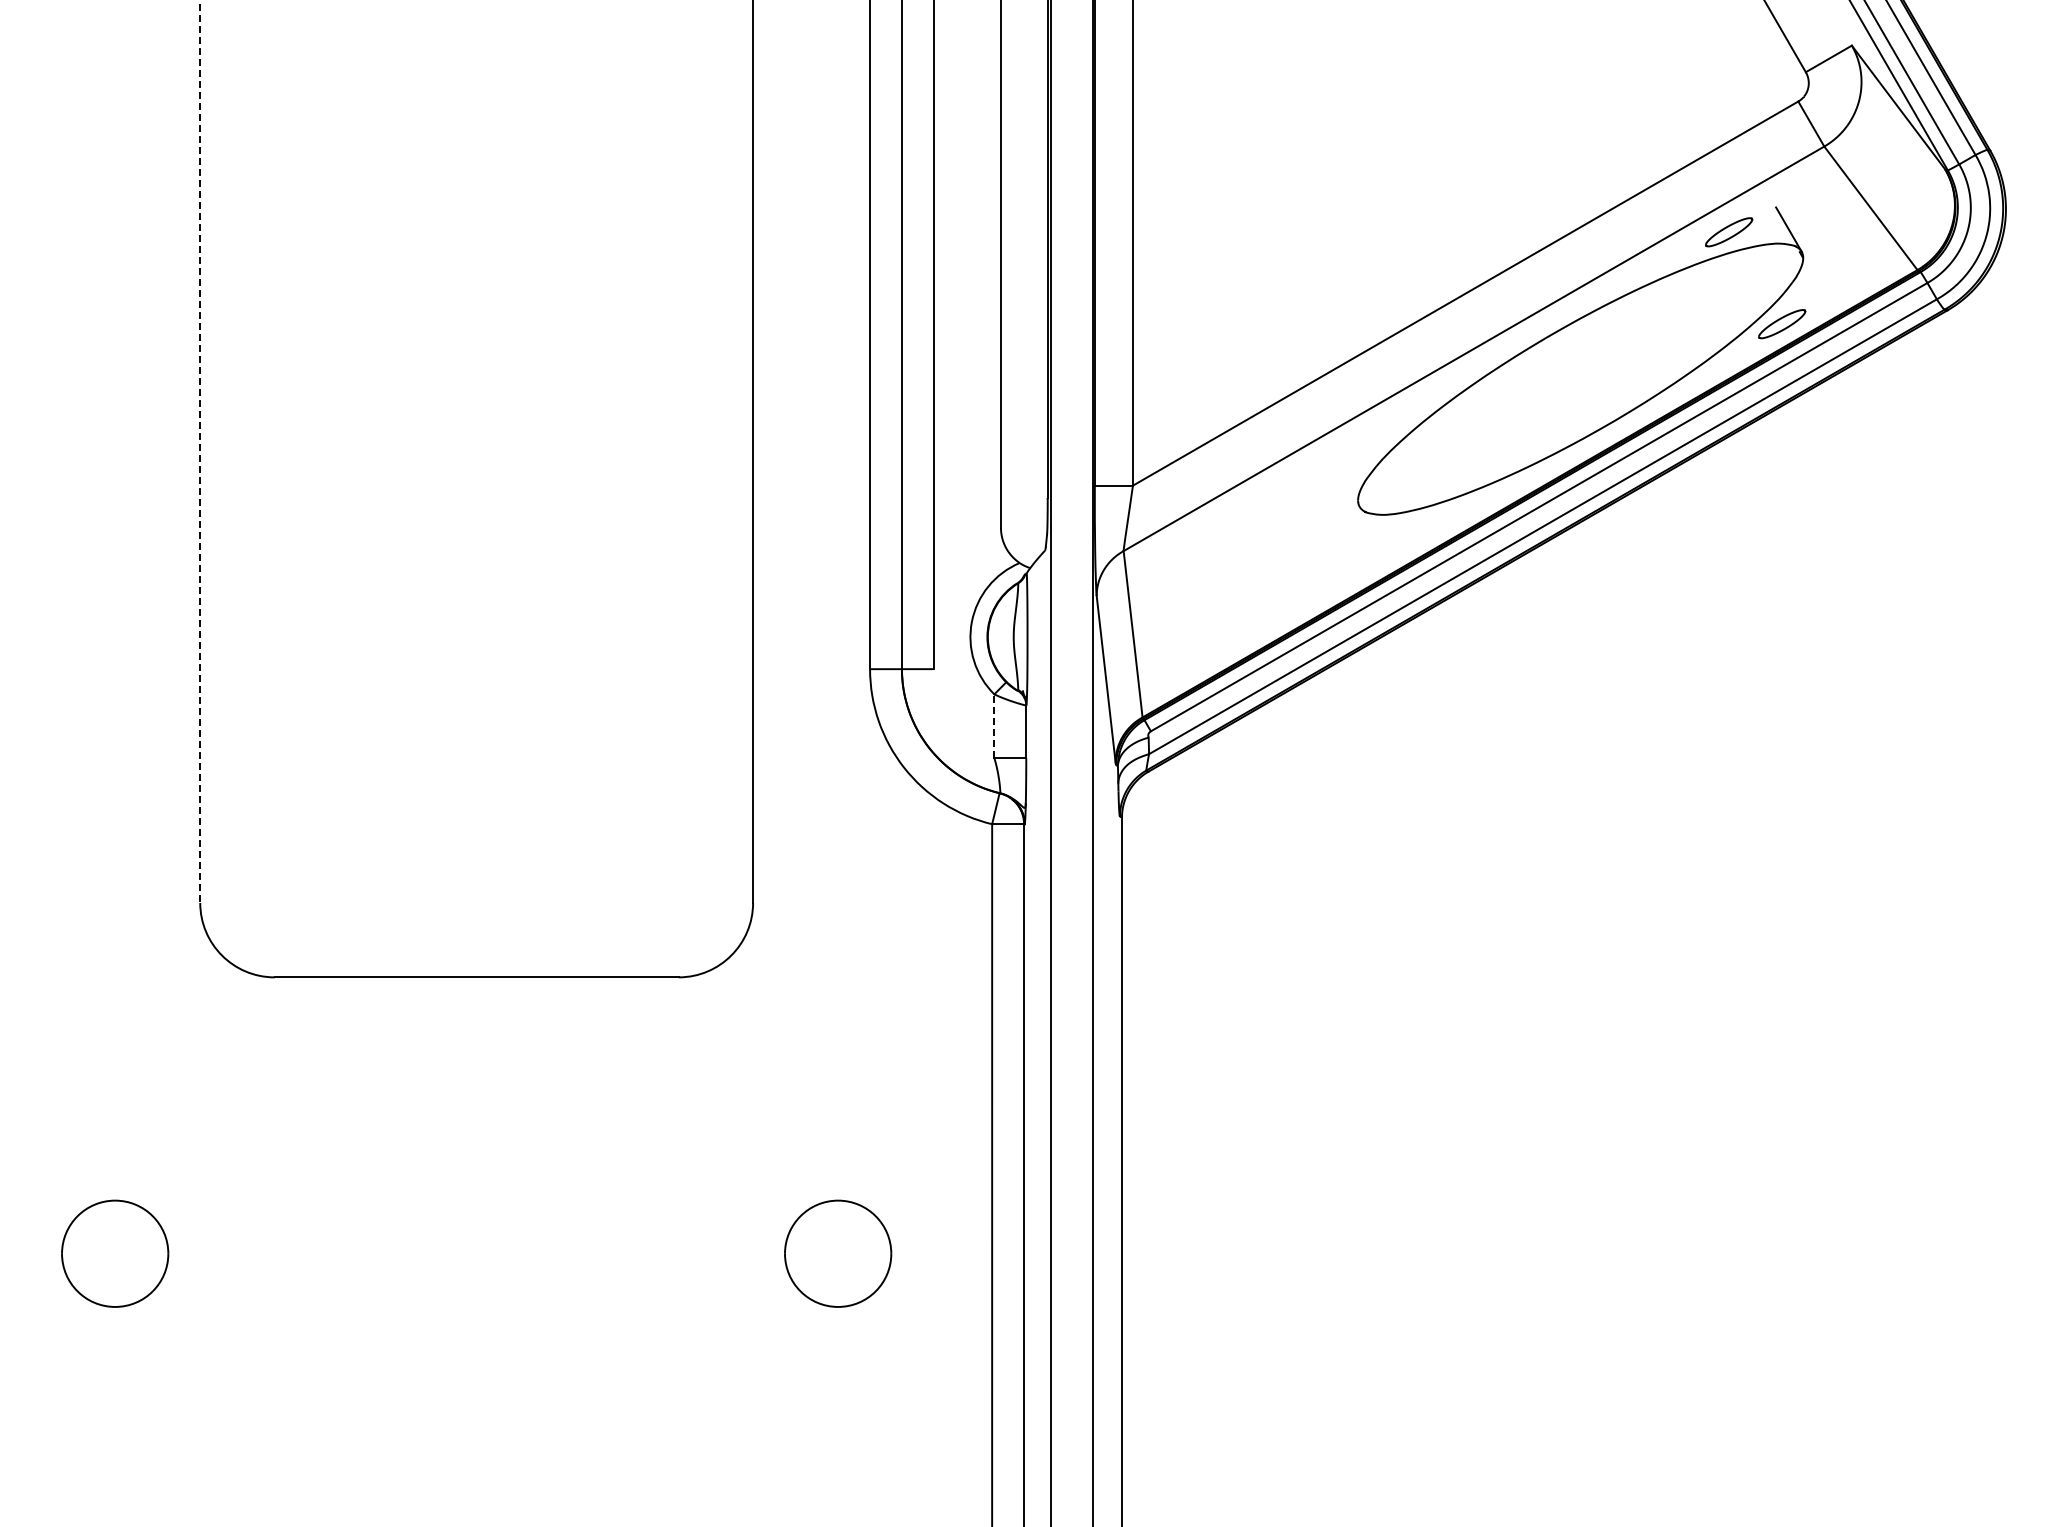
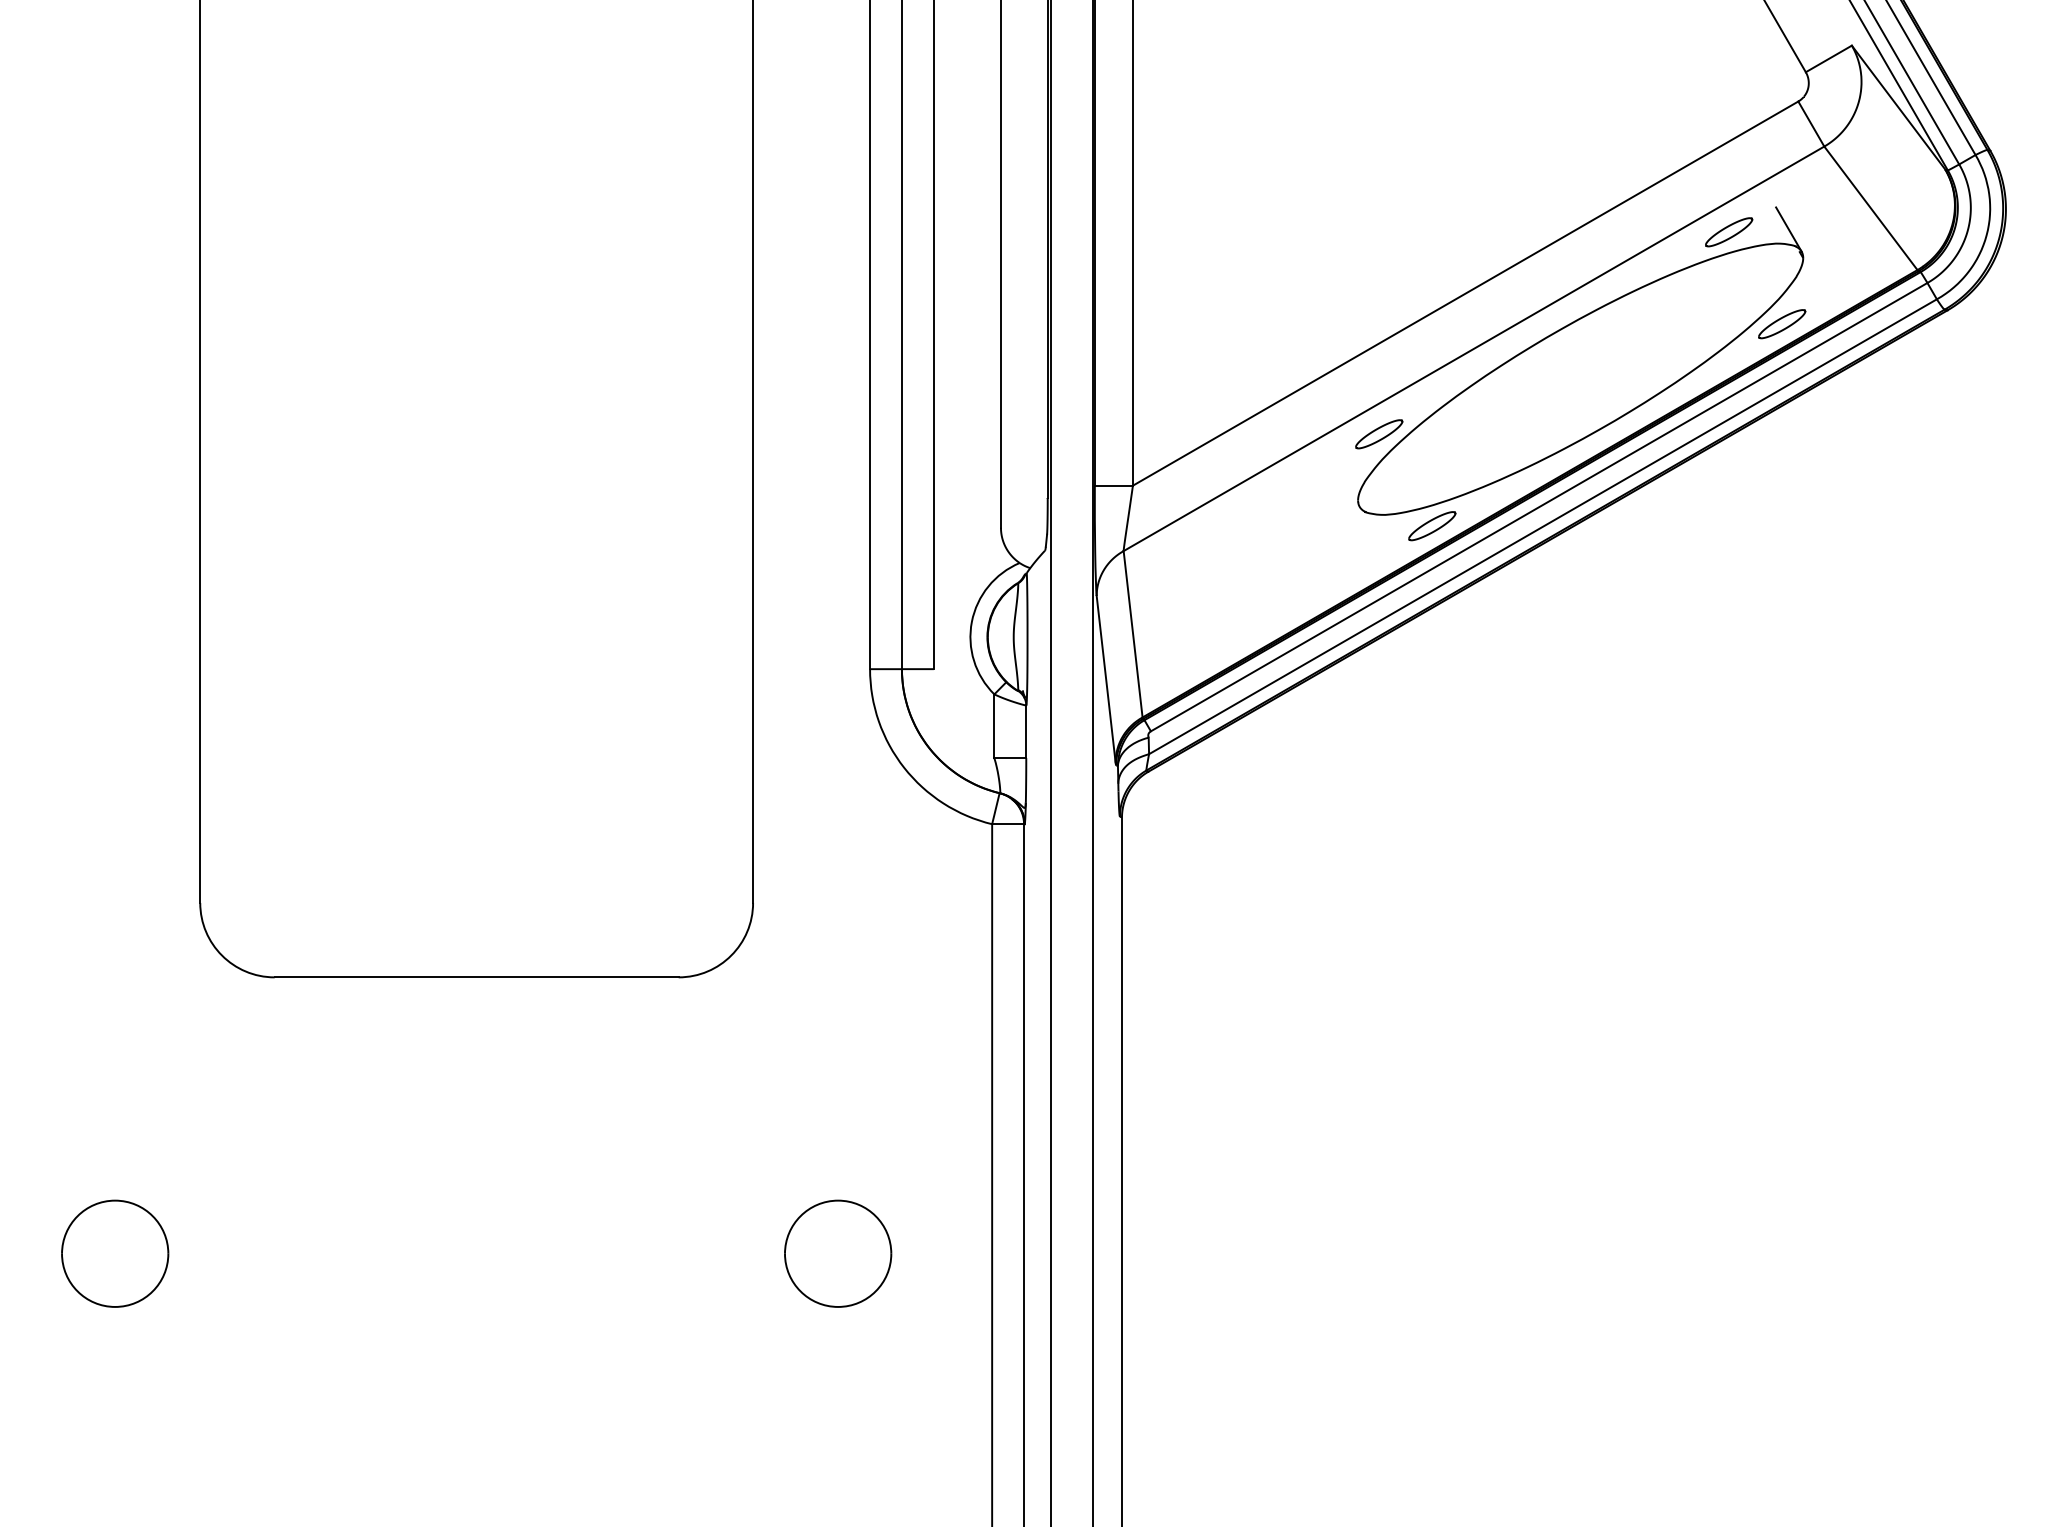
part: none -> present (1379, 434)
line: dashed -> solid (200, 451)
part: none -> present (1432, 526)
line: dashed -> solid (994, 726)
